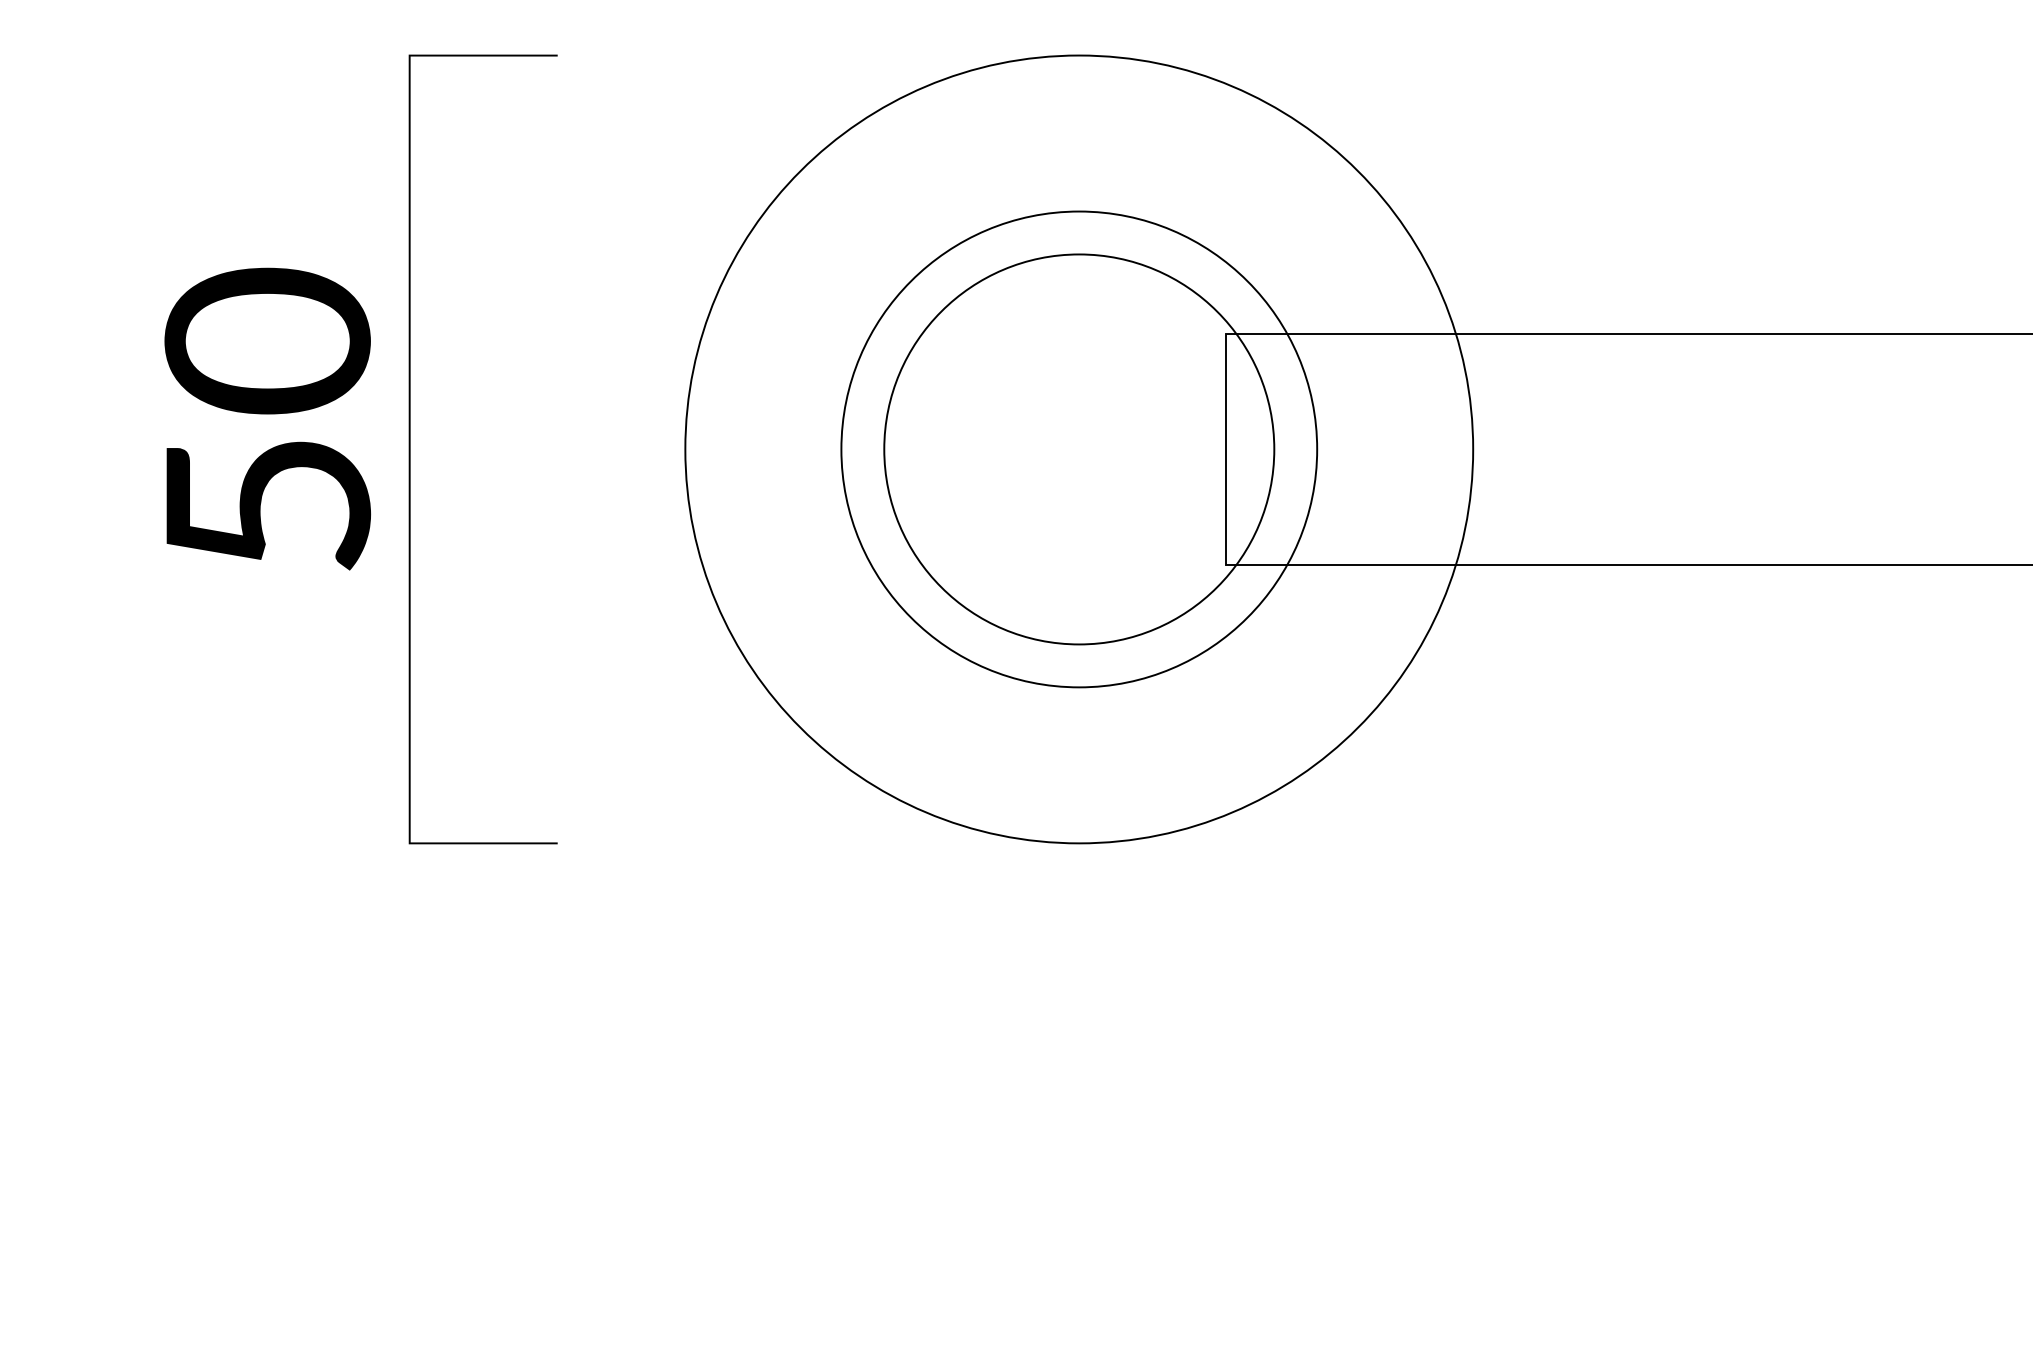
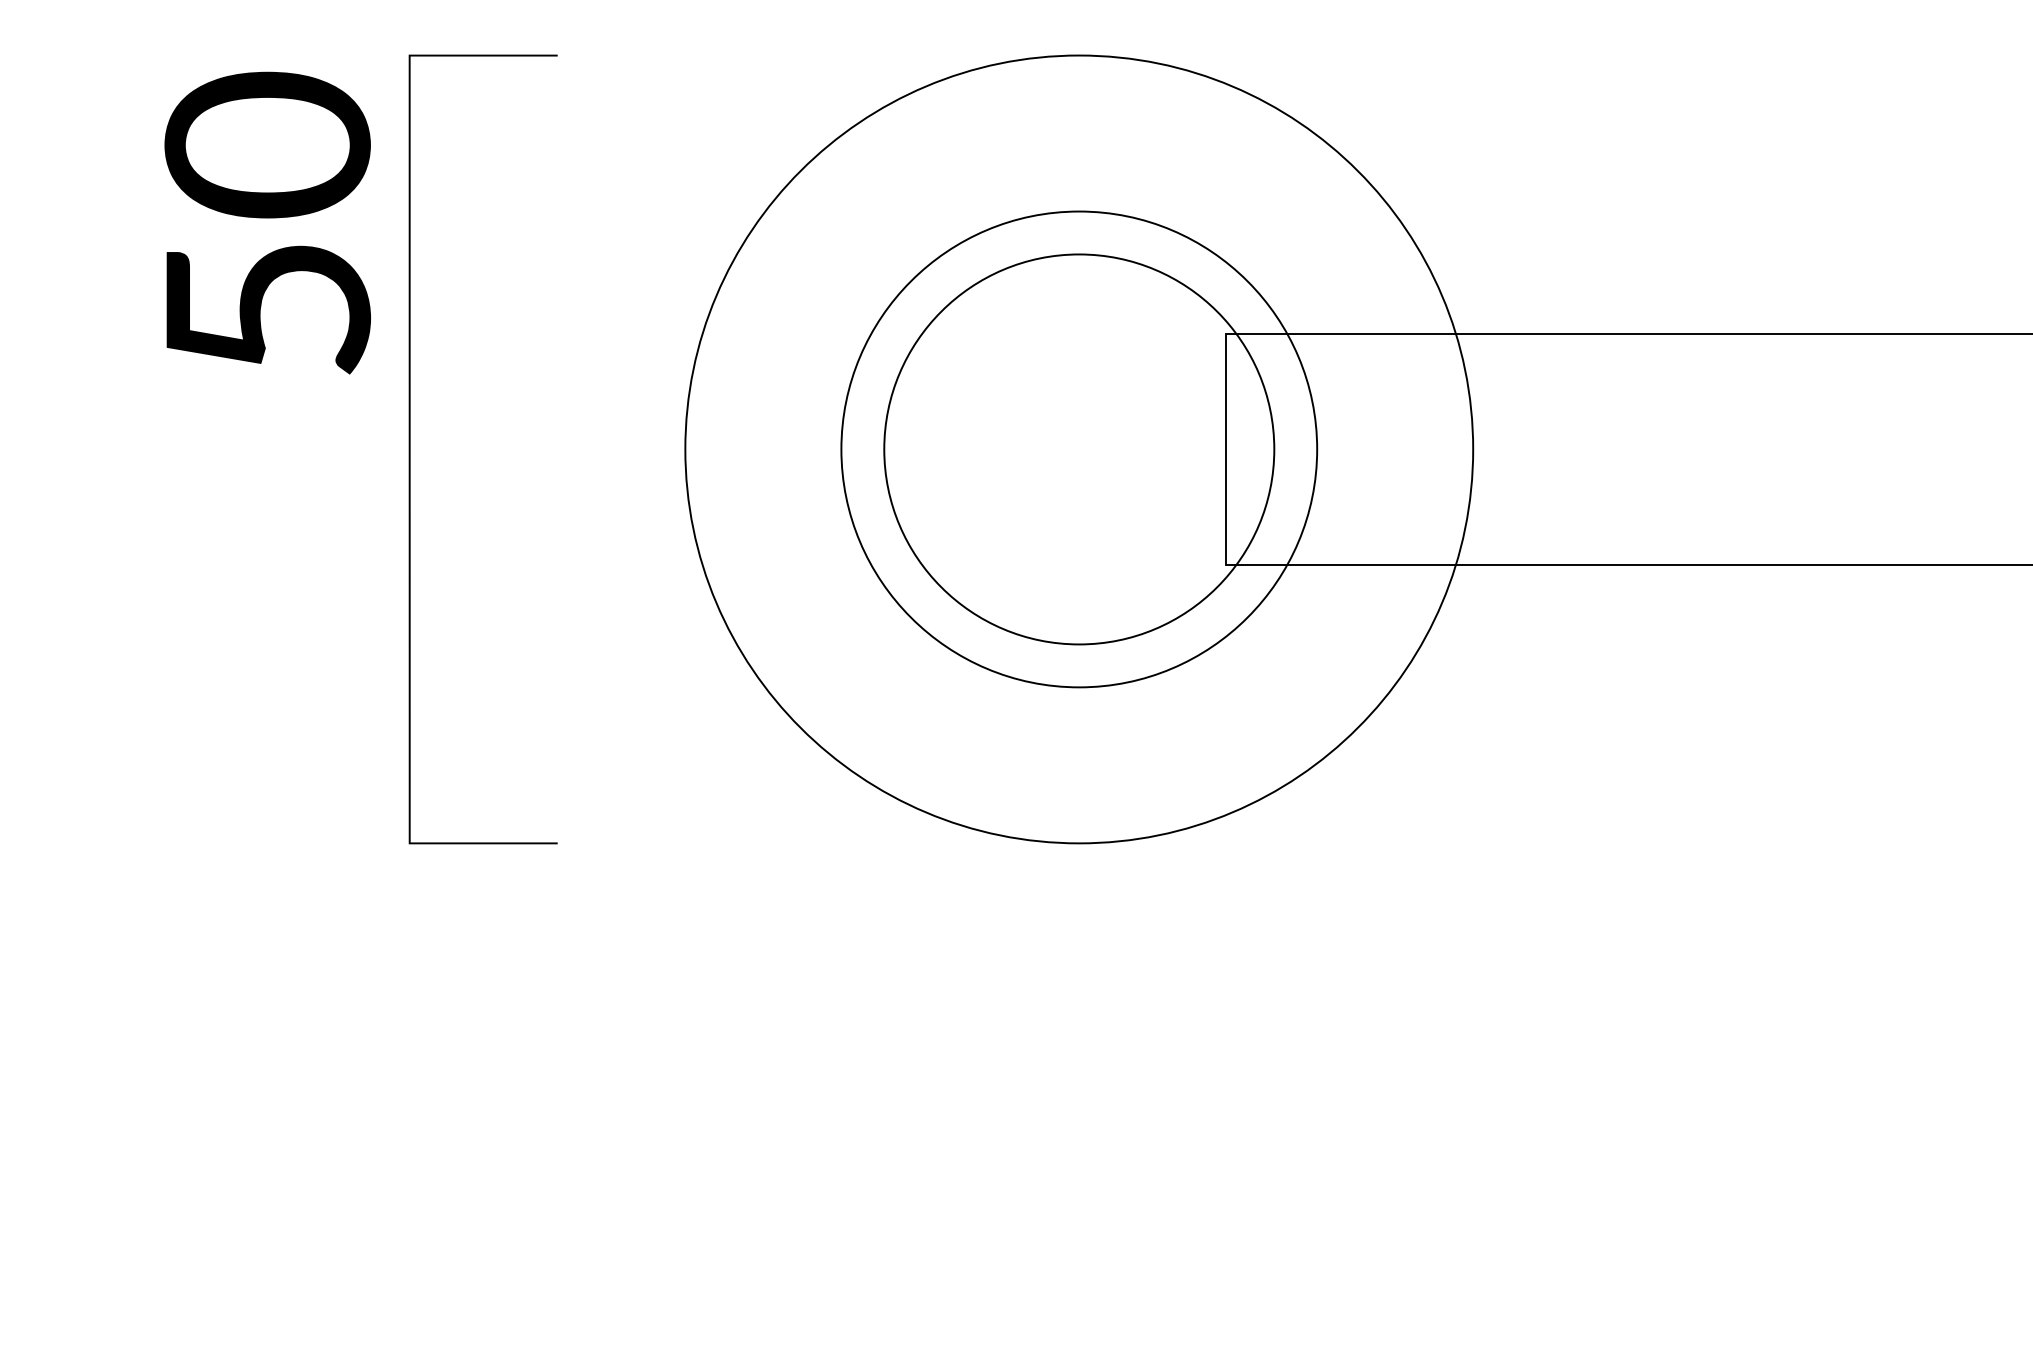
text position: (267, 418) -> (267, 222) (267, 222)
